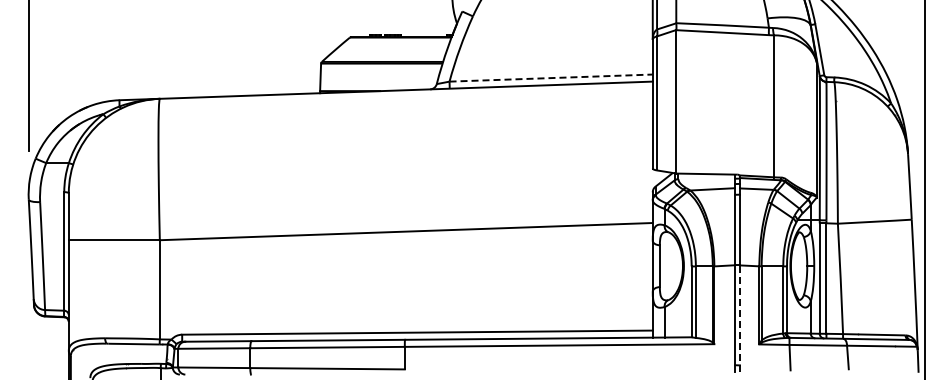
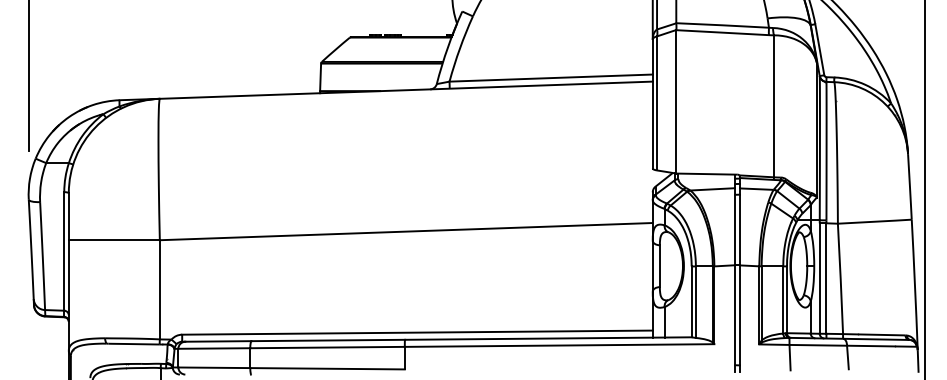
line: dashed -> solid (551, 78)
line: dashed -> solid (740, 318)
